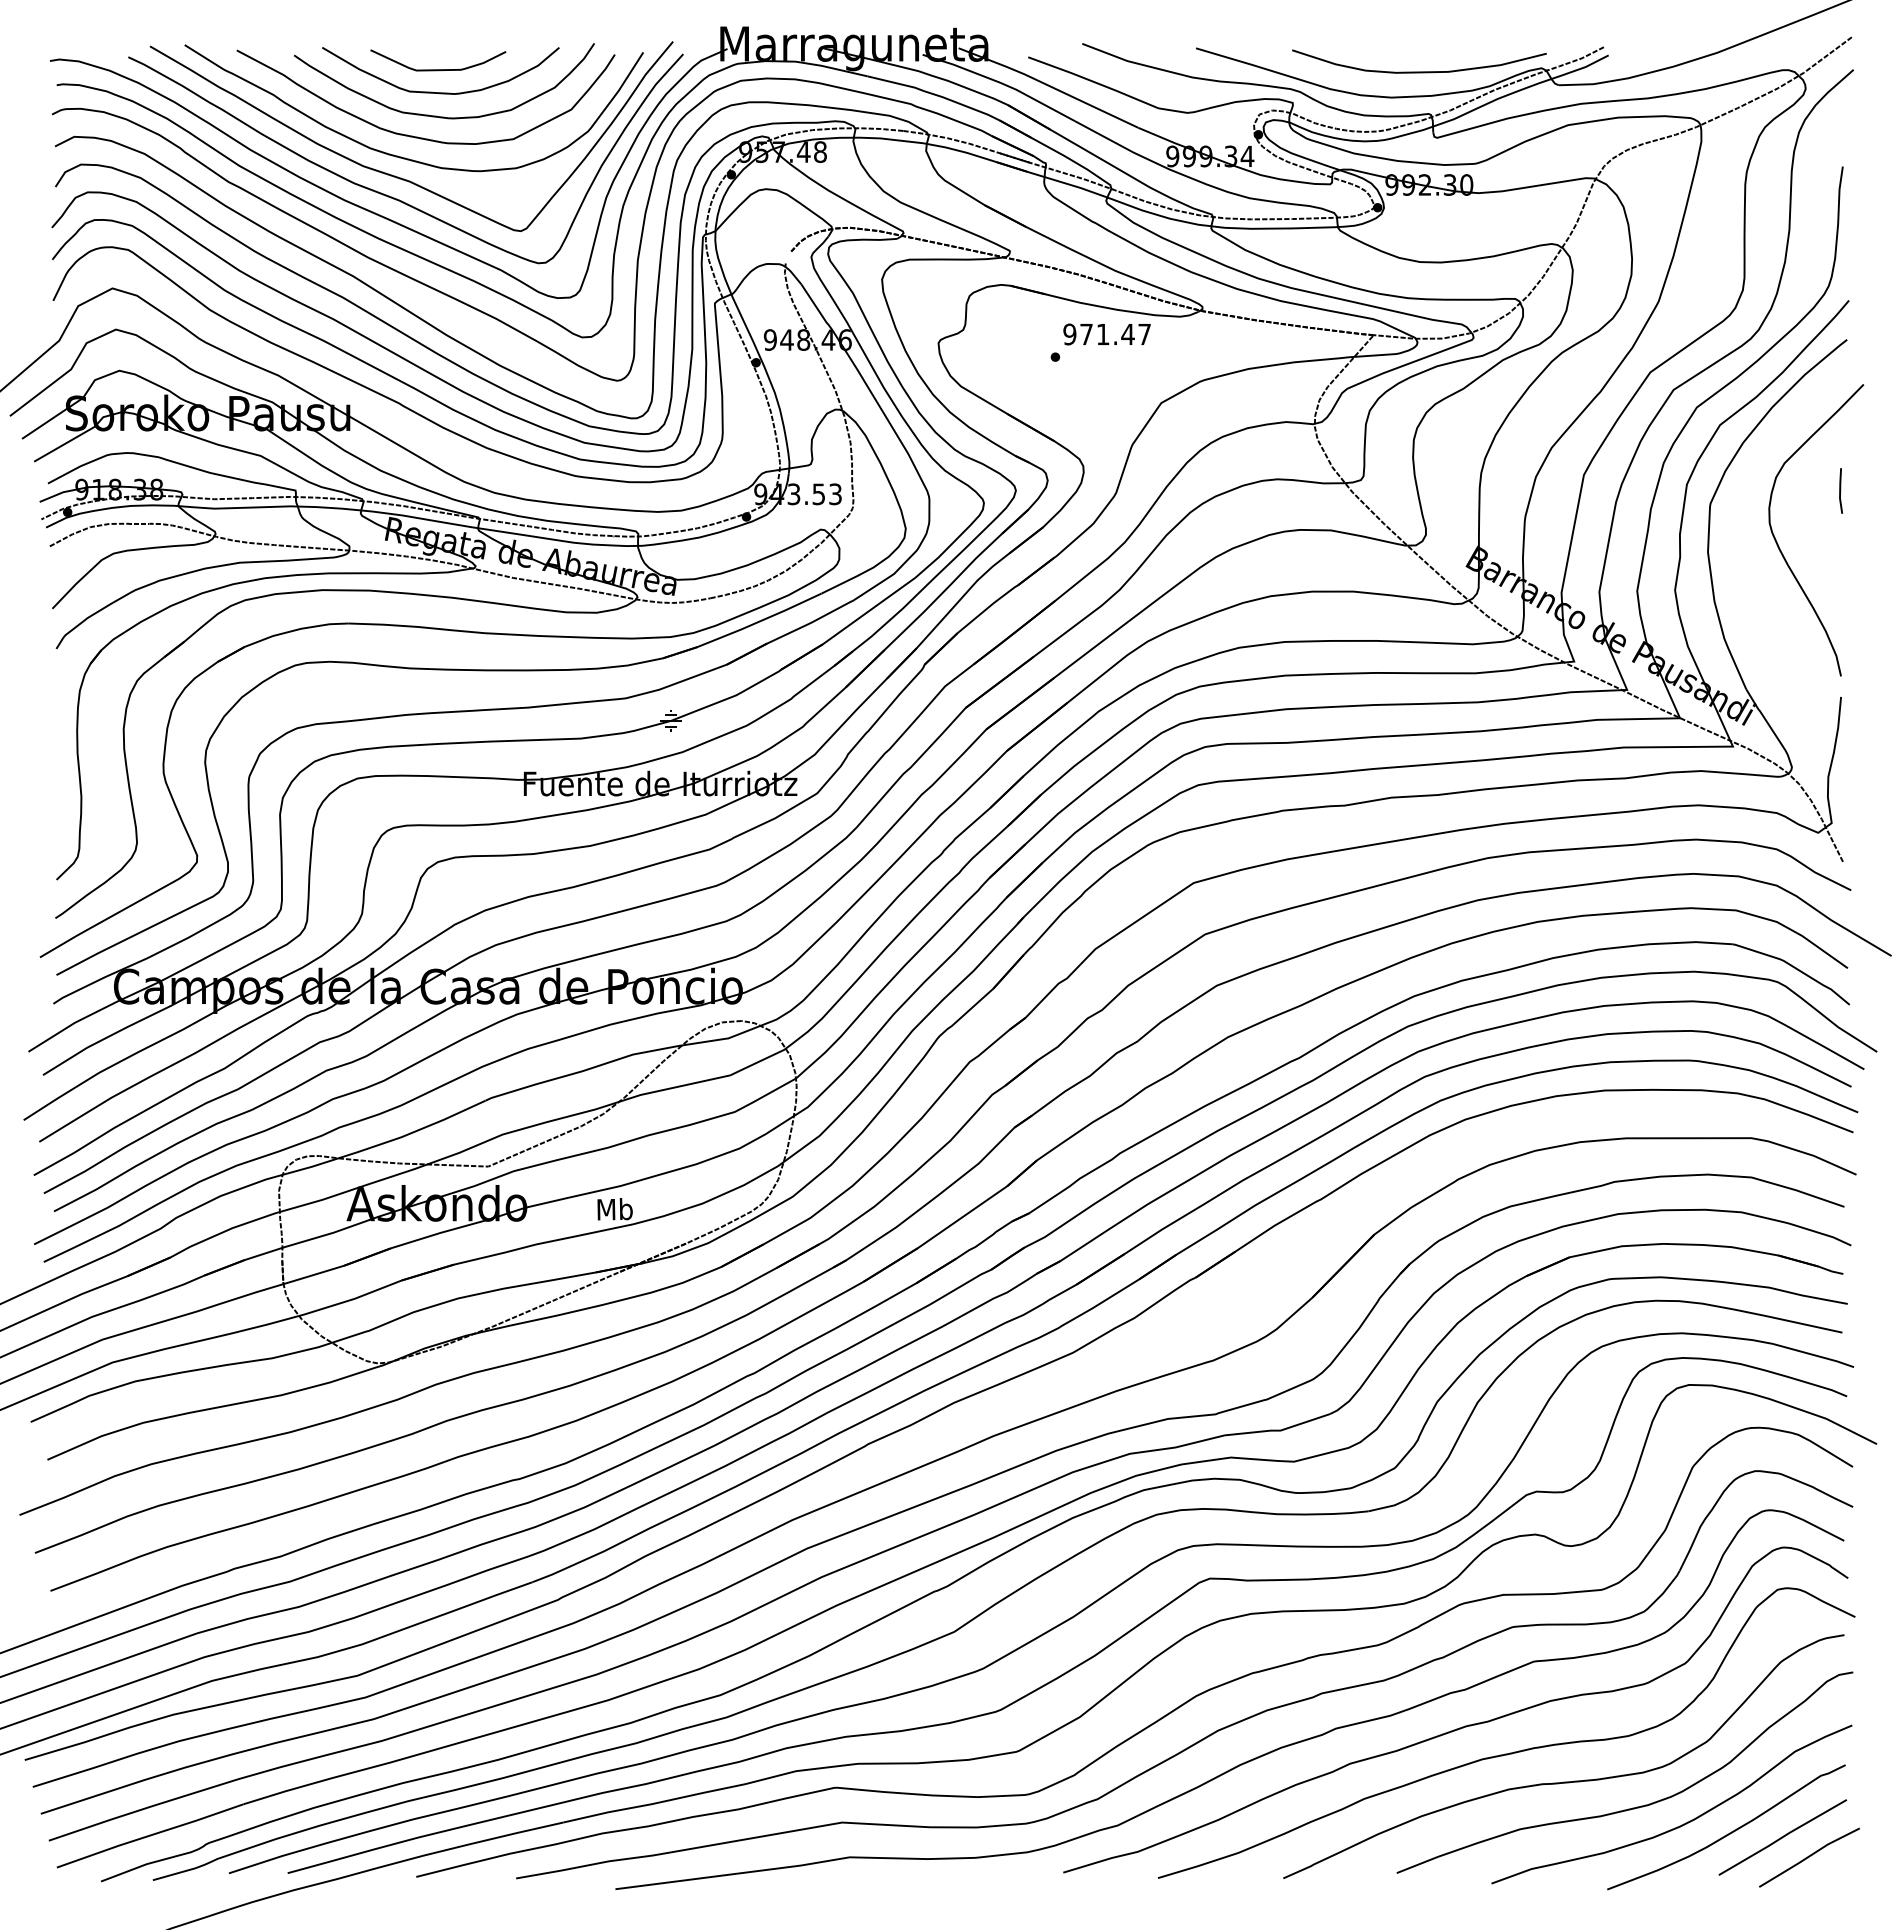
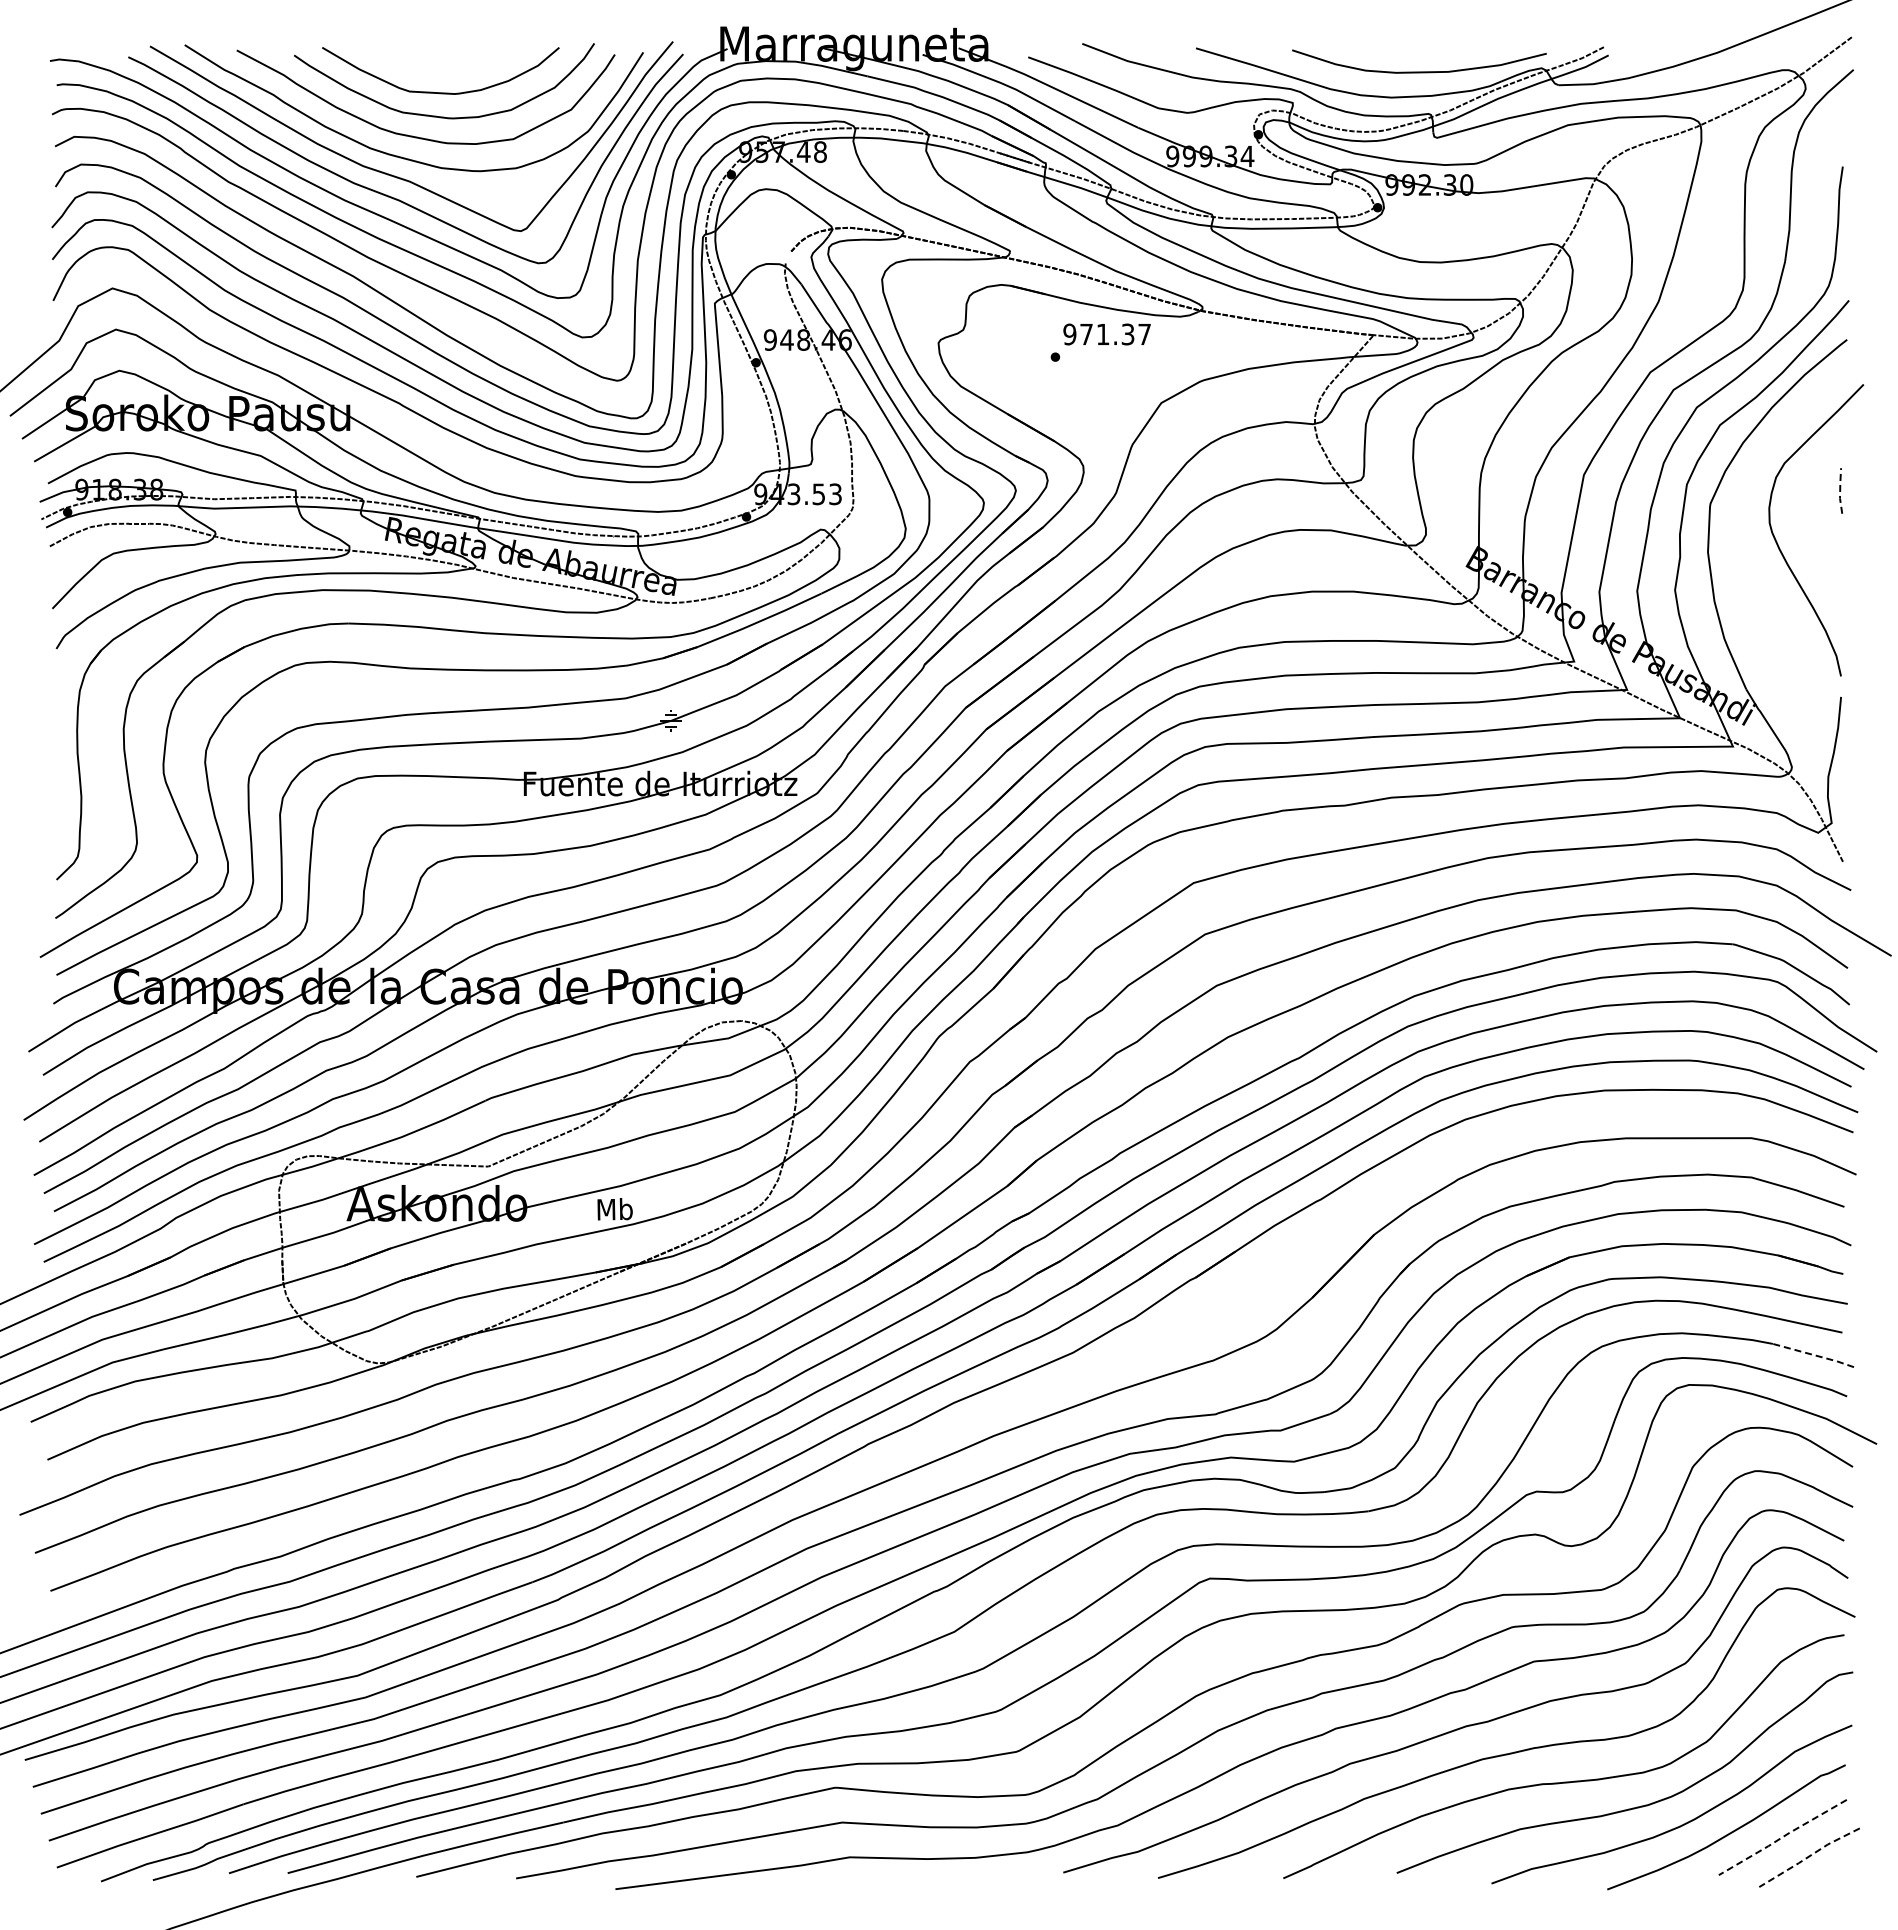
curve: present -> none (438, 69)
text: 971.47 -> 971.37 (1127, 334)
line: solid -> dashed (1840, 490)
line: solid -> dashed (1813, 1354)
line: solid -> dashed (1782, 1837)
line: solid -> dashed (1808, 1856)
